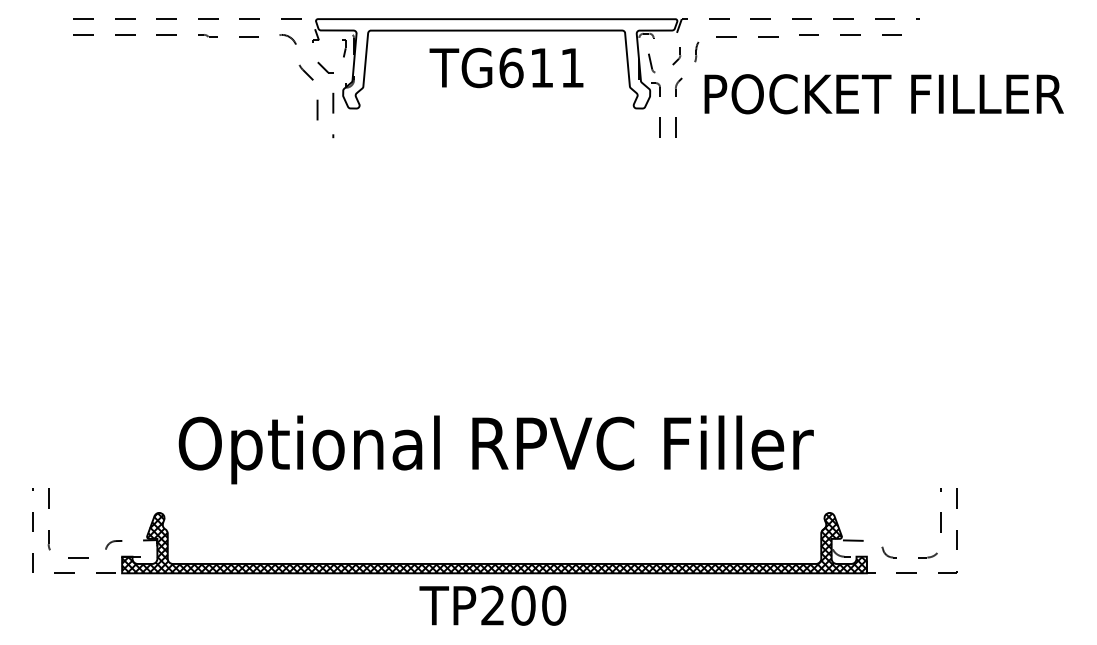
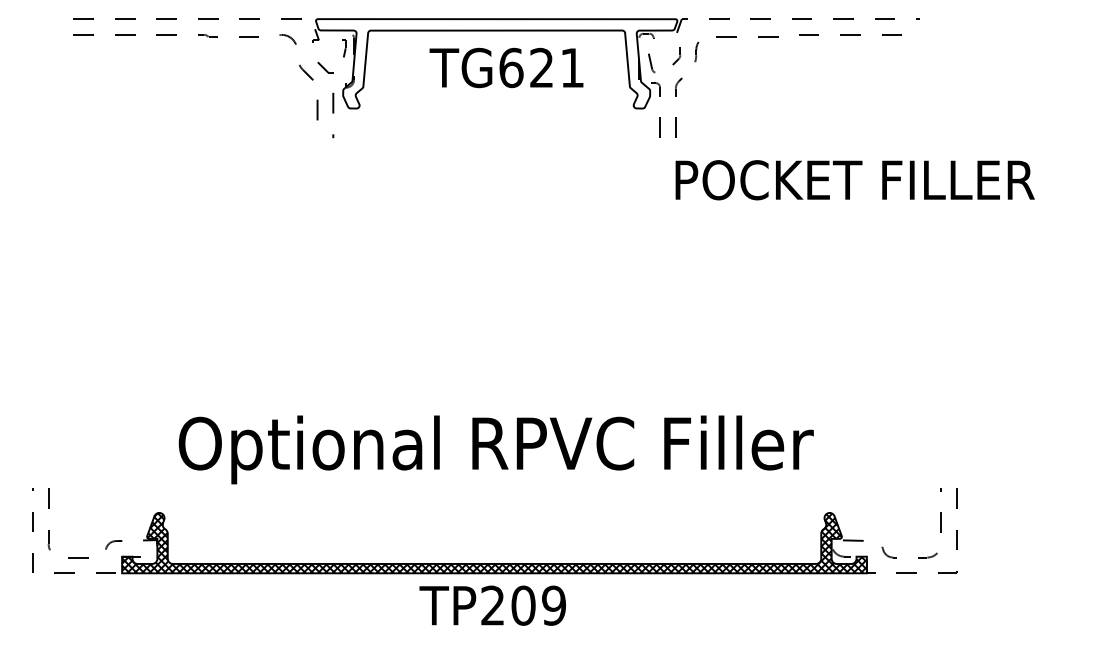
text: TG611 -> TG621 (541, 67)
text position: (883, 94) -> (854, 180) (854, 180)
text: TP200 -> TP209 (554, 605)
